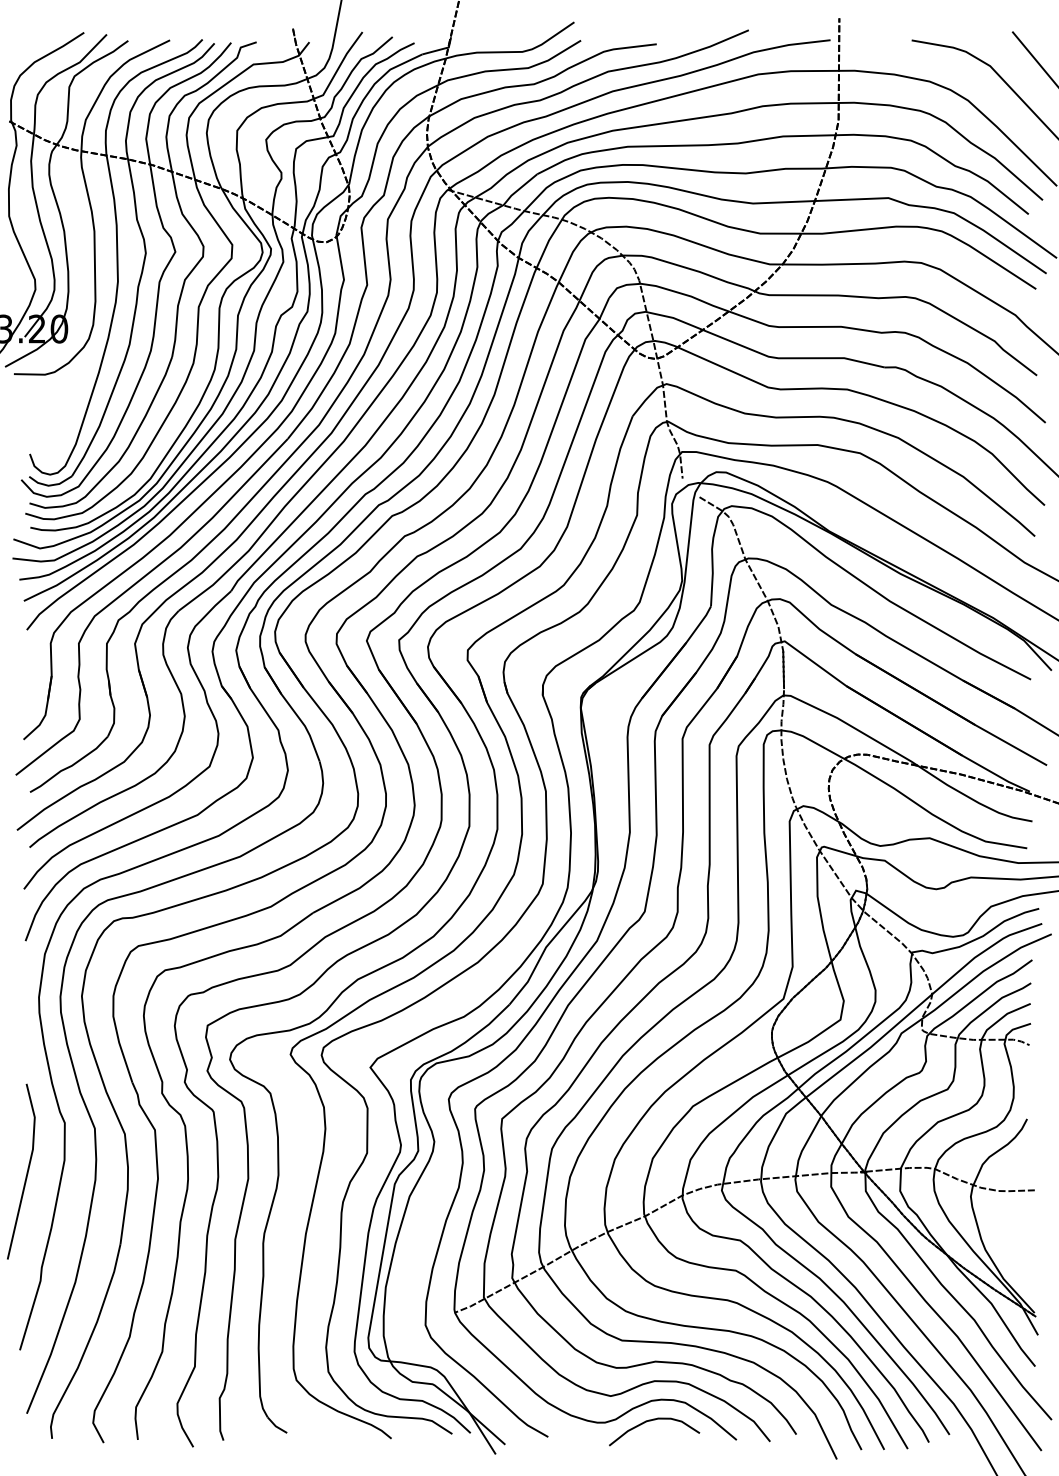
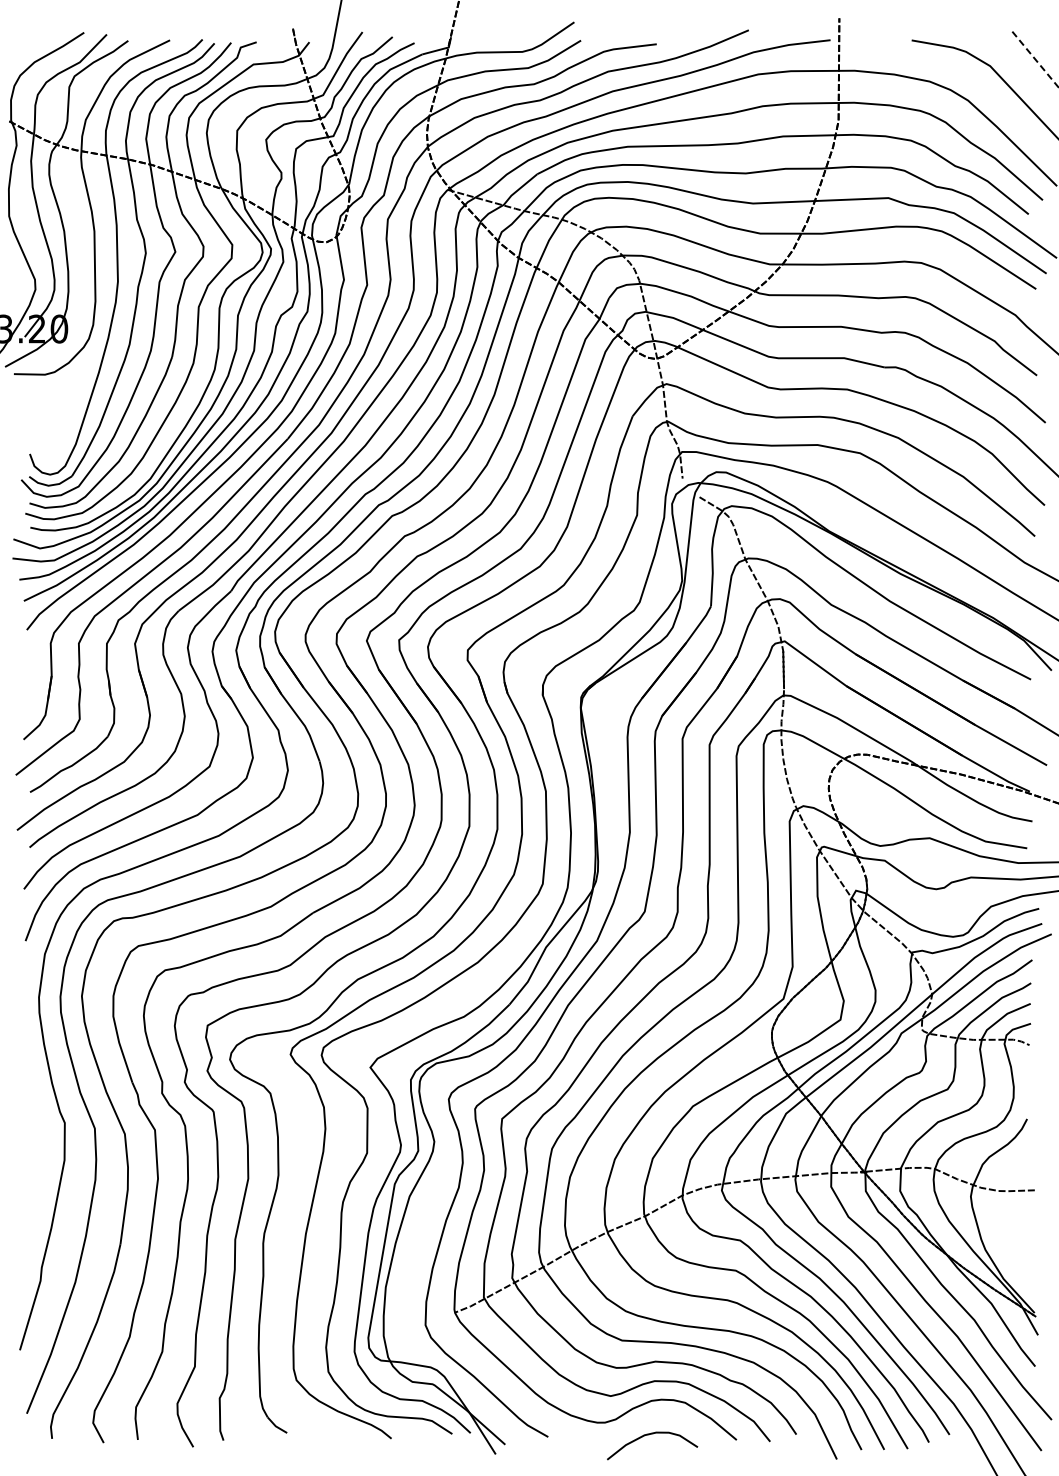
line: solid -> dashed (1035, 60)
line: present -> none (26, 1172)
curve position: (651, 1421) -> (649, 1435) (649, 1435)
